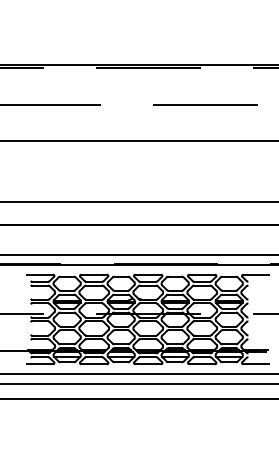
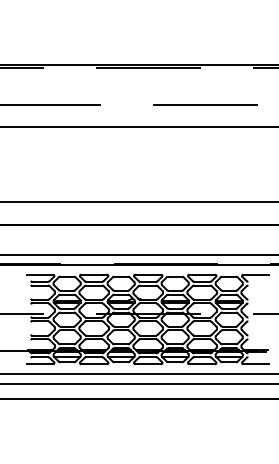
line position: (138, 141) -> (138, 127) (138, 127)
